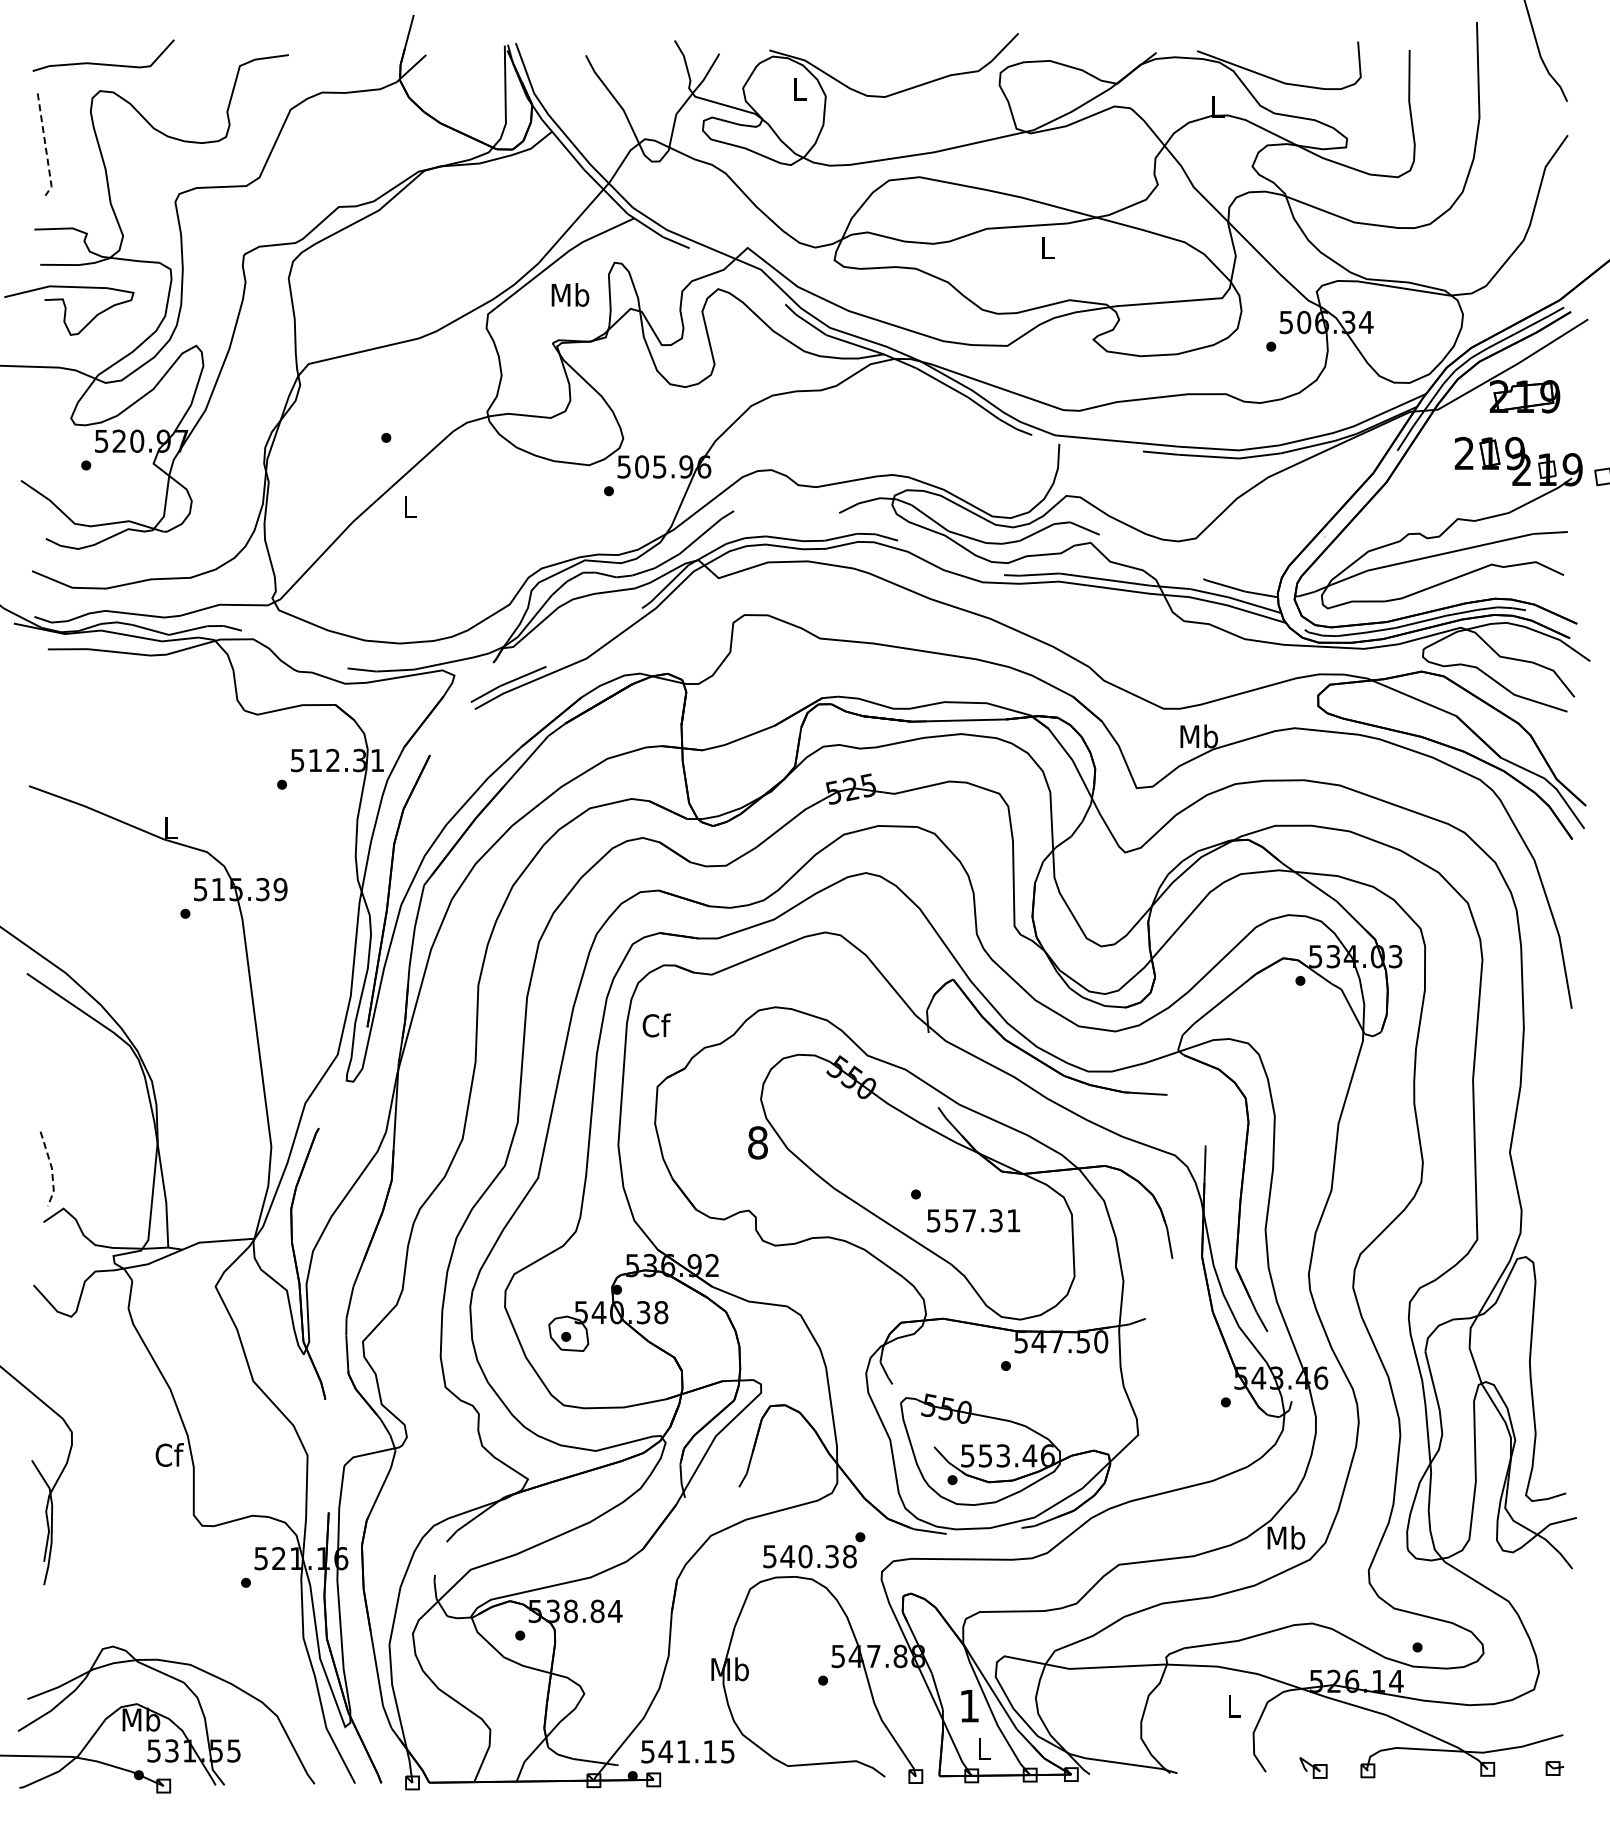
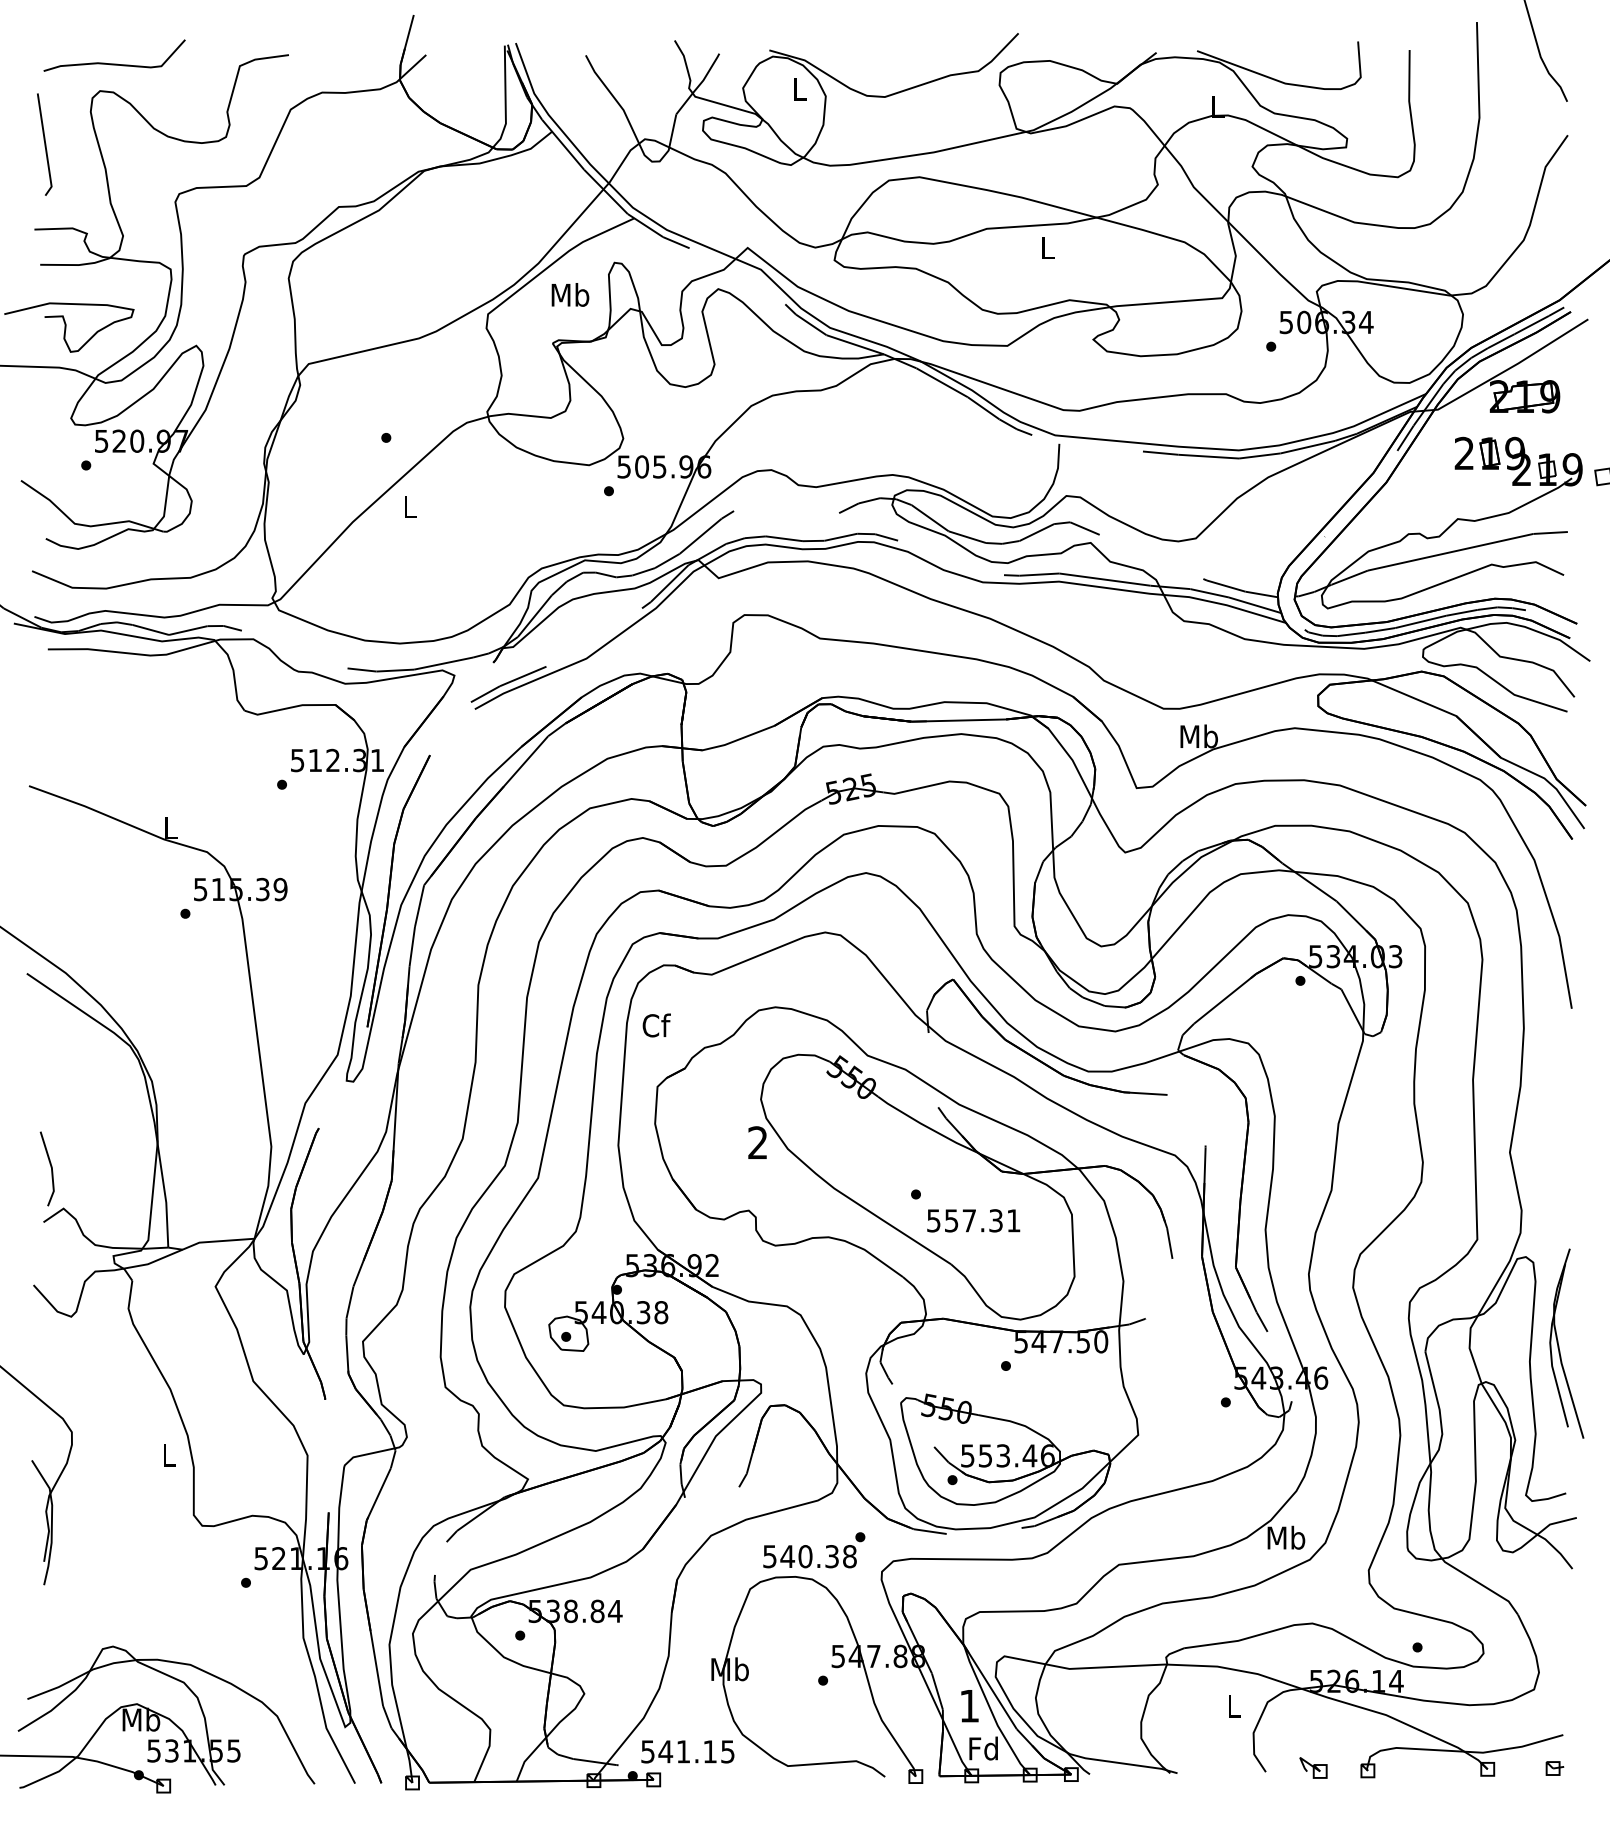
curve position: (103, 63) -> (114, 63) (114, 63)
line: dashed -> solid (45, 146)
curve position: (66, 310) -> (66, 327) (66, 327)
text: 8 -> 2 (757, 1142)
line: dashed -> solid (52, 1169)
part: none -> present (1559, 1345)
text: Cf -> L (169, 1454)
text: L -> Fd (983, 1748)
